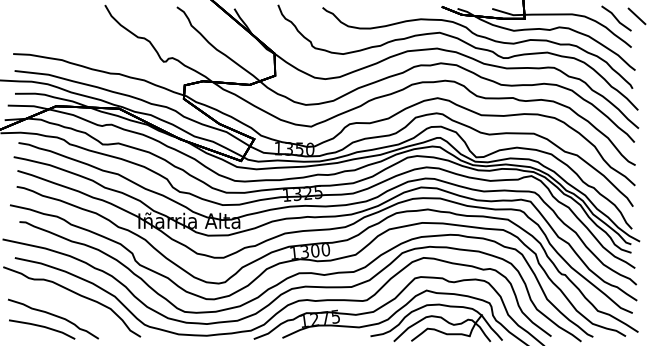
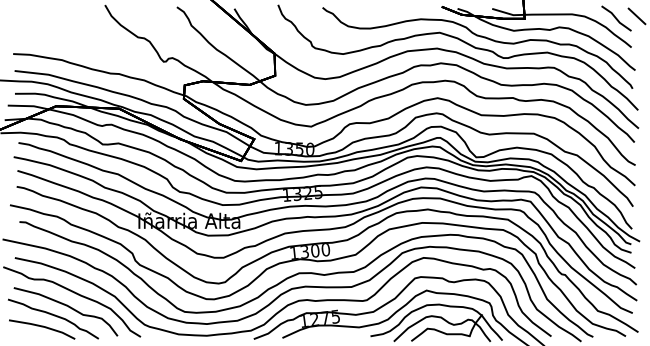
curve: none -> present (68, 307)
